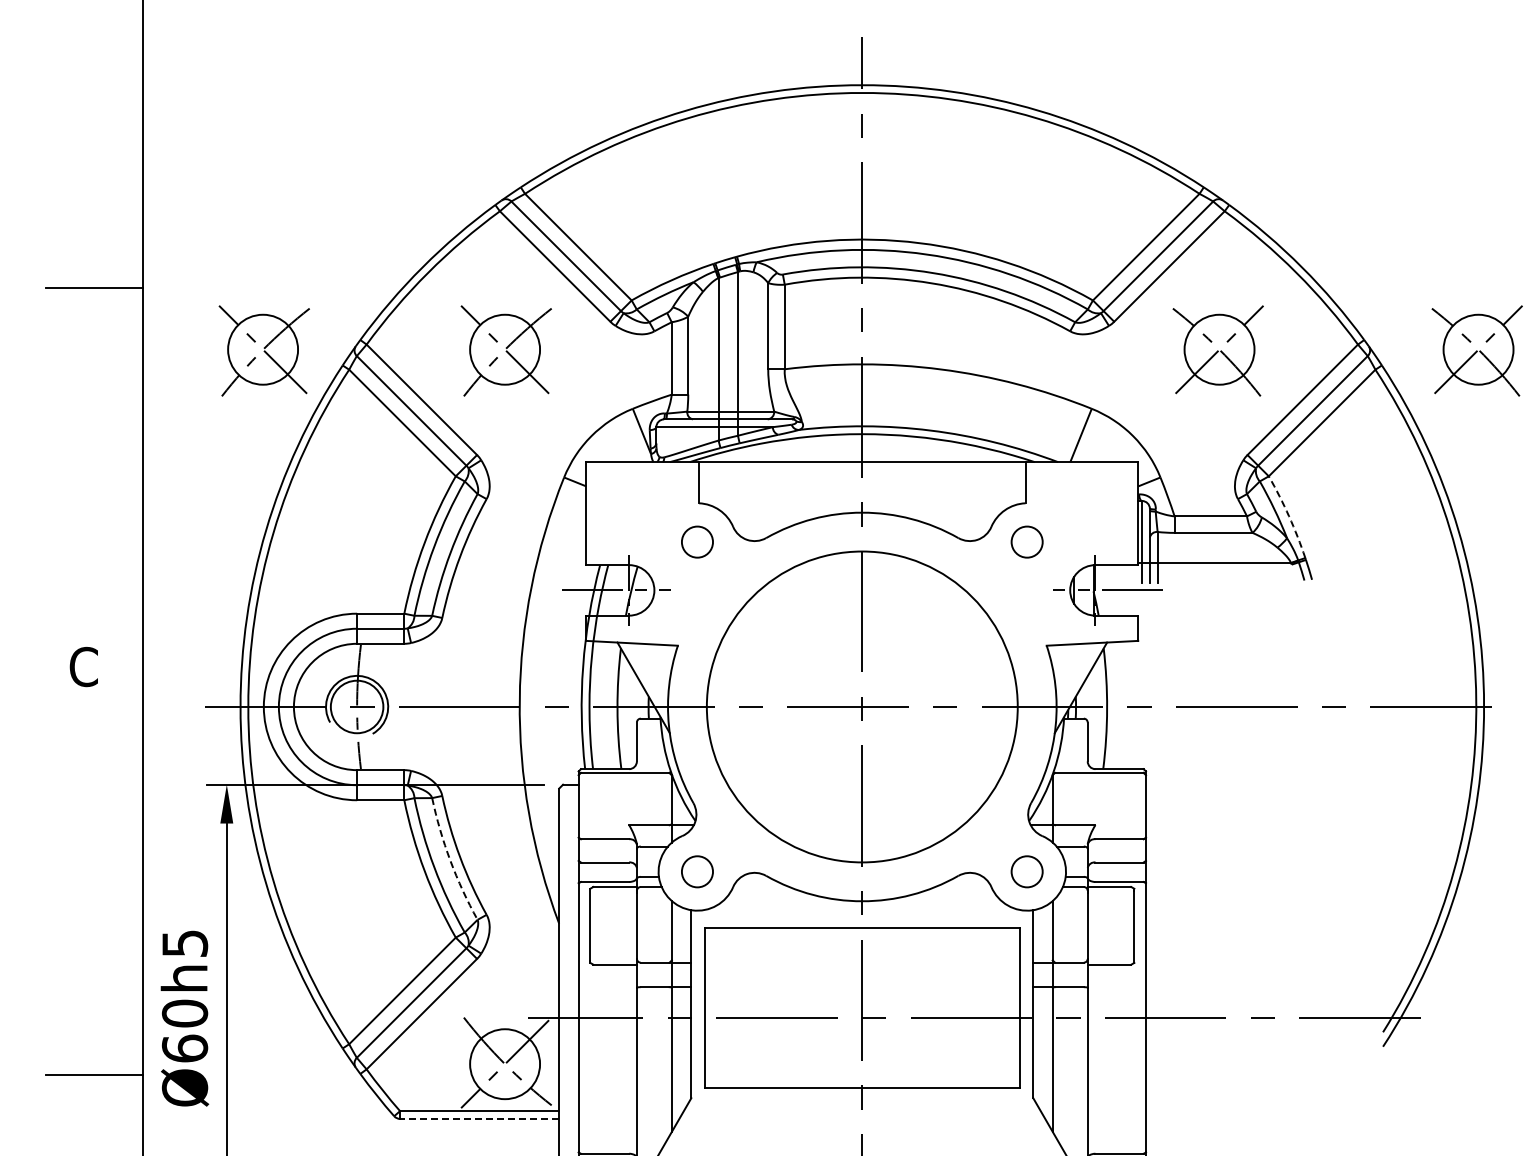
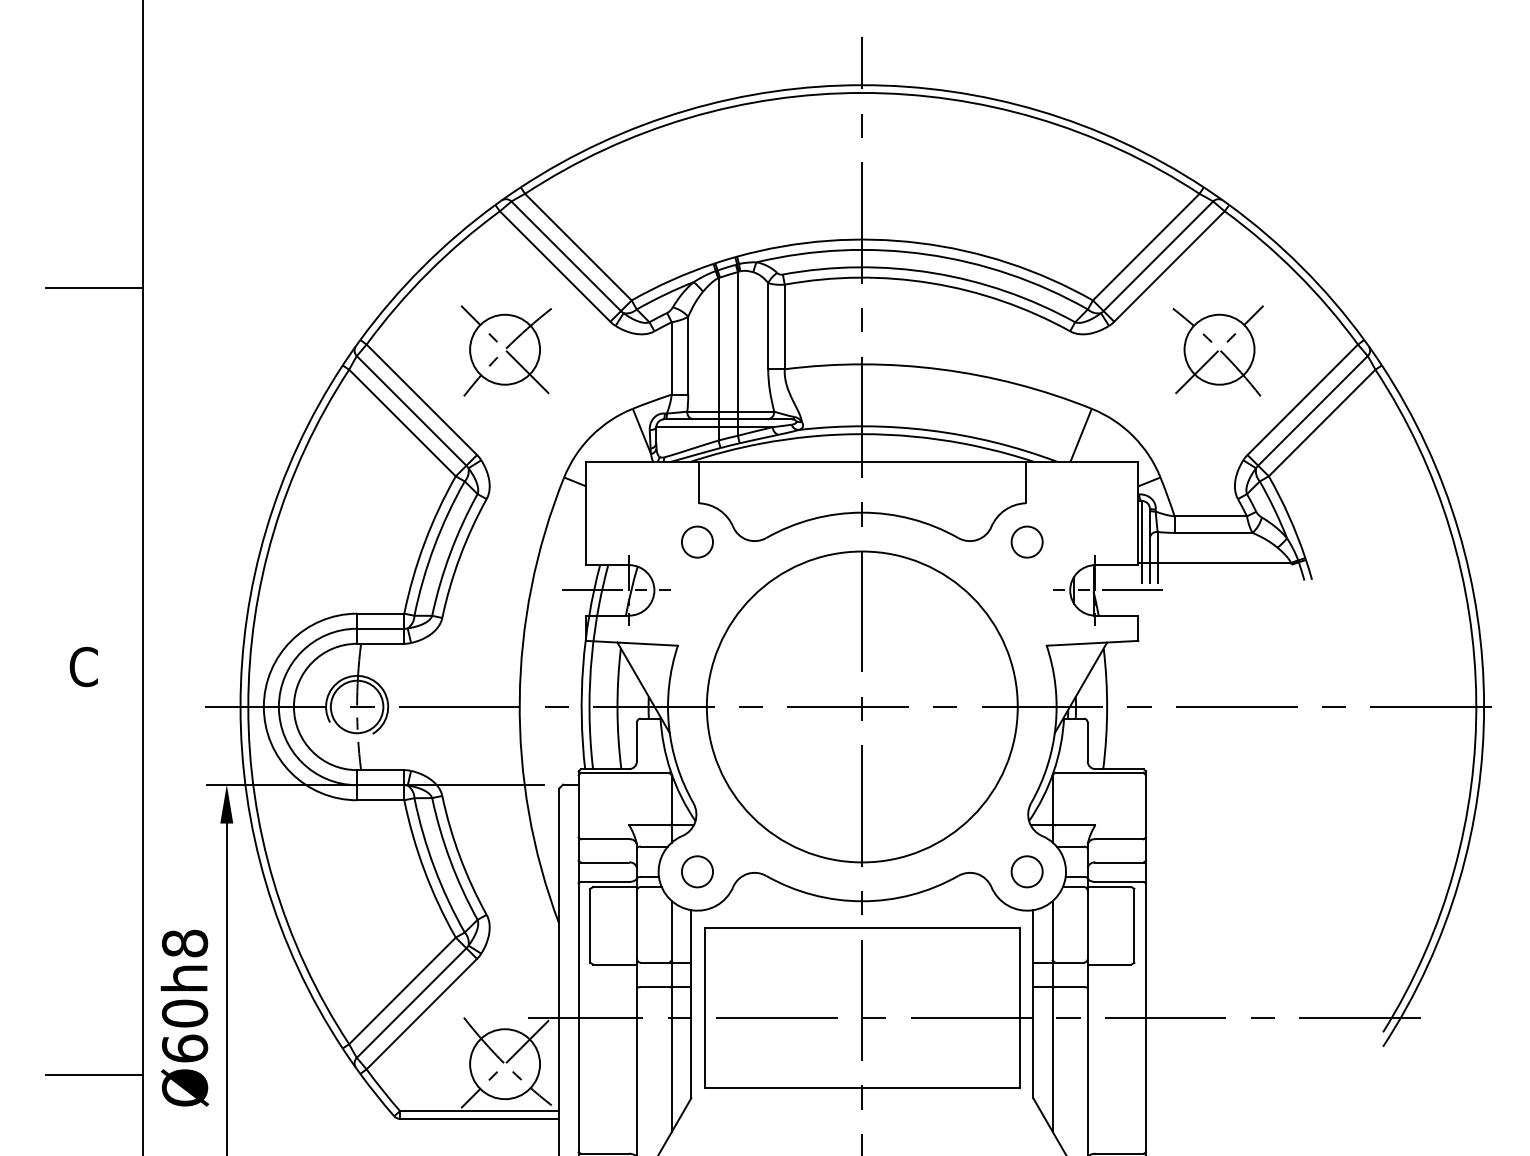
part: present -> none (263, 350)
part: present -> none (1476, 350)
arc: dashed -> solid (1289, 516)
arc: dashed -> solid (450, 860)
text: Ø60h5 -> Ø60h8 (184, 943)
line: dashed -> solid (479, 1118)
